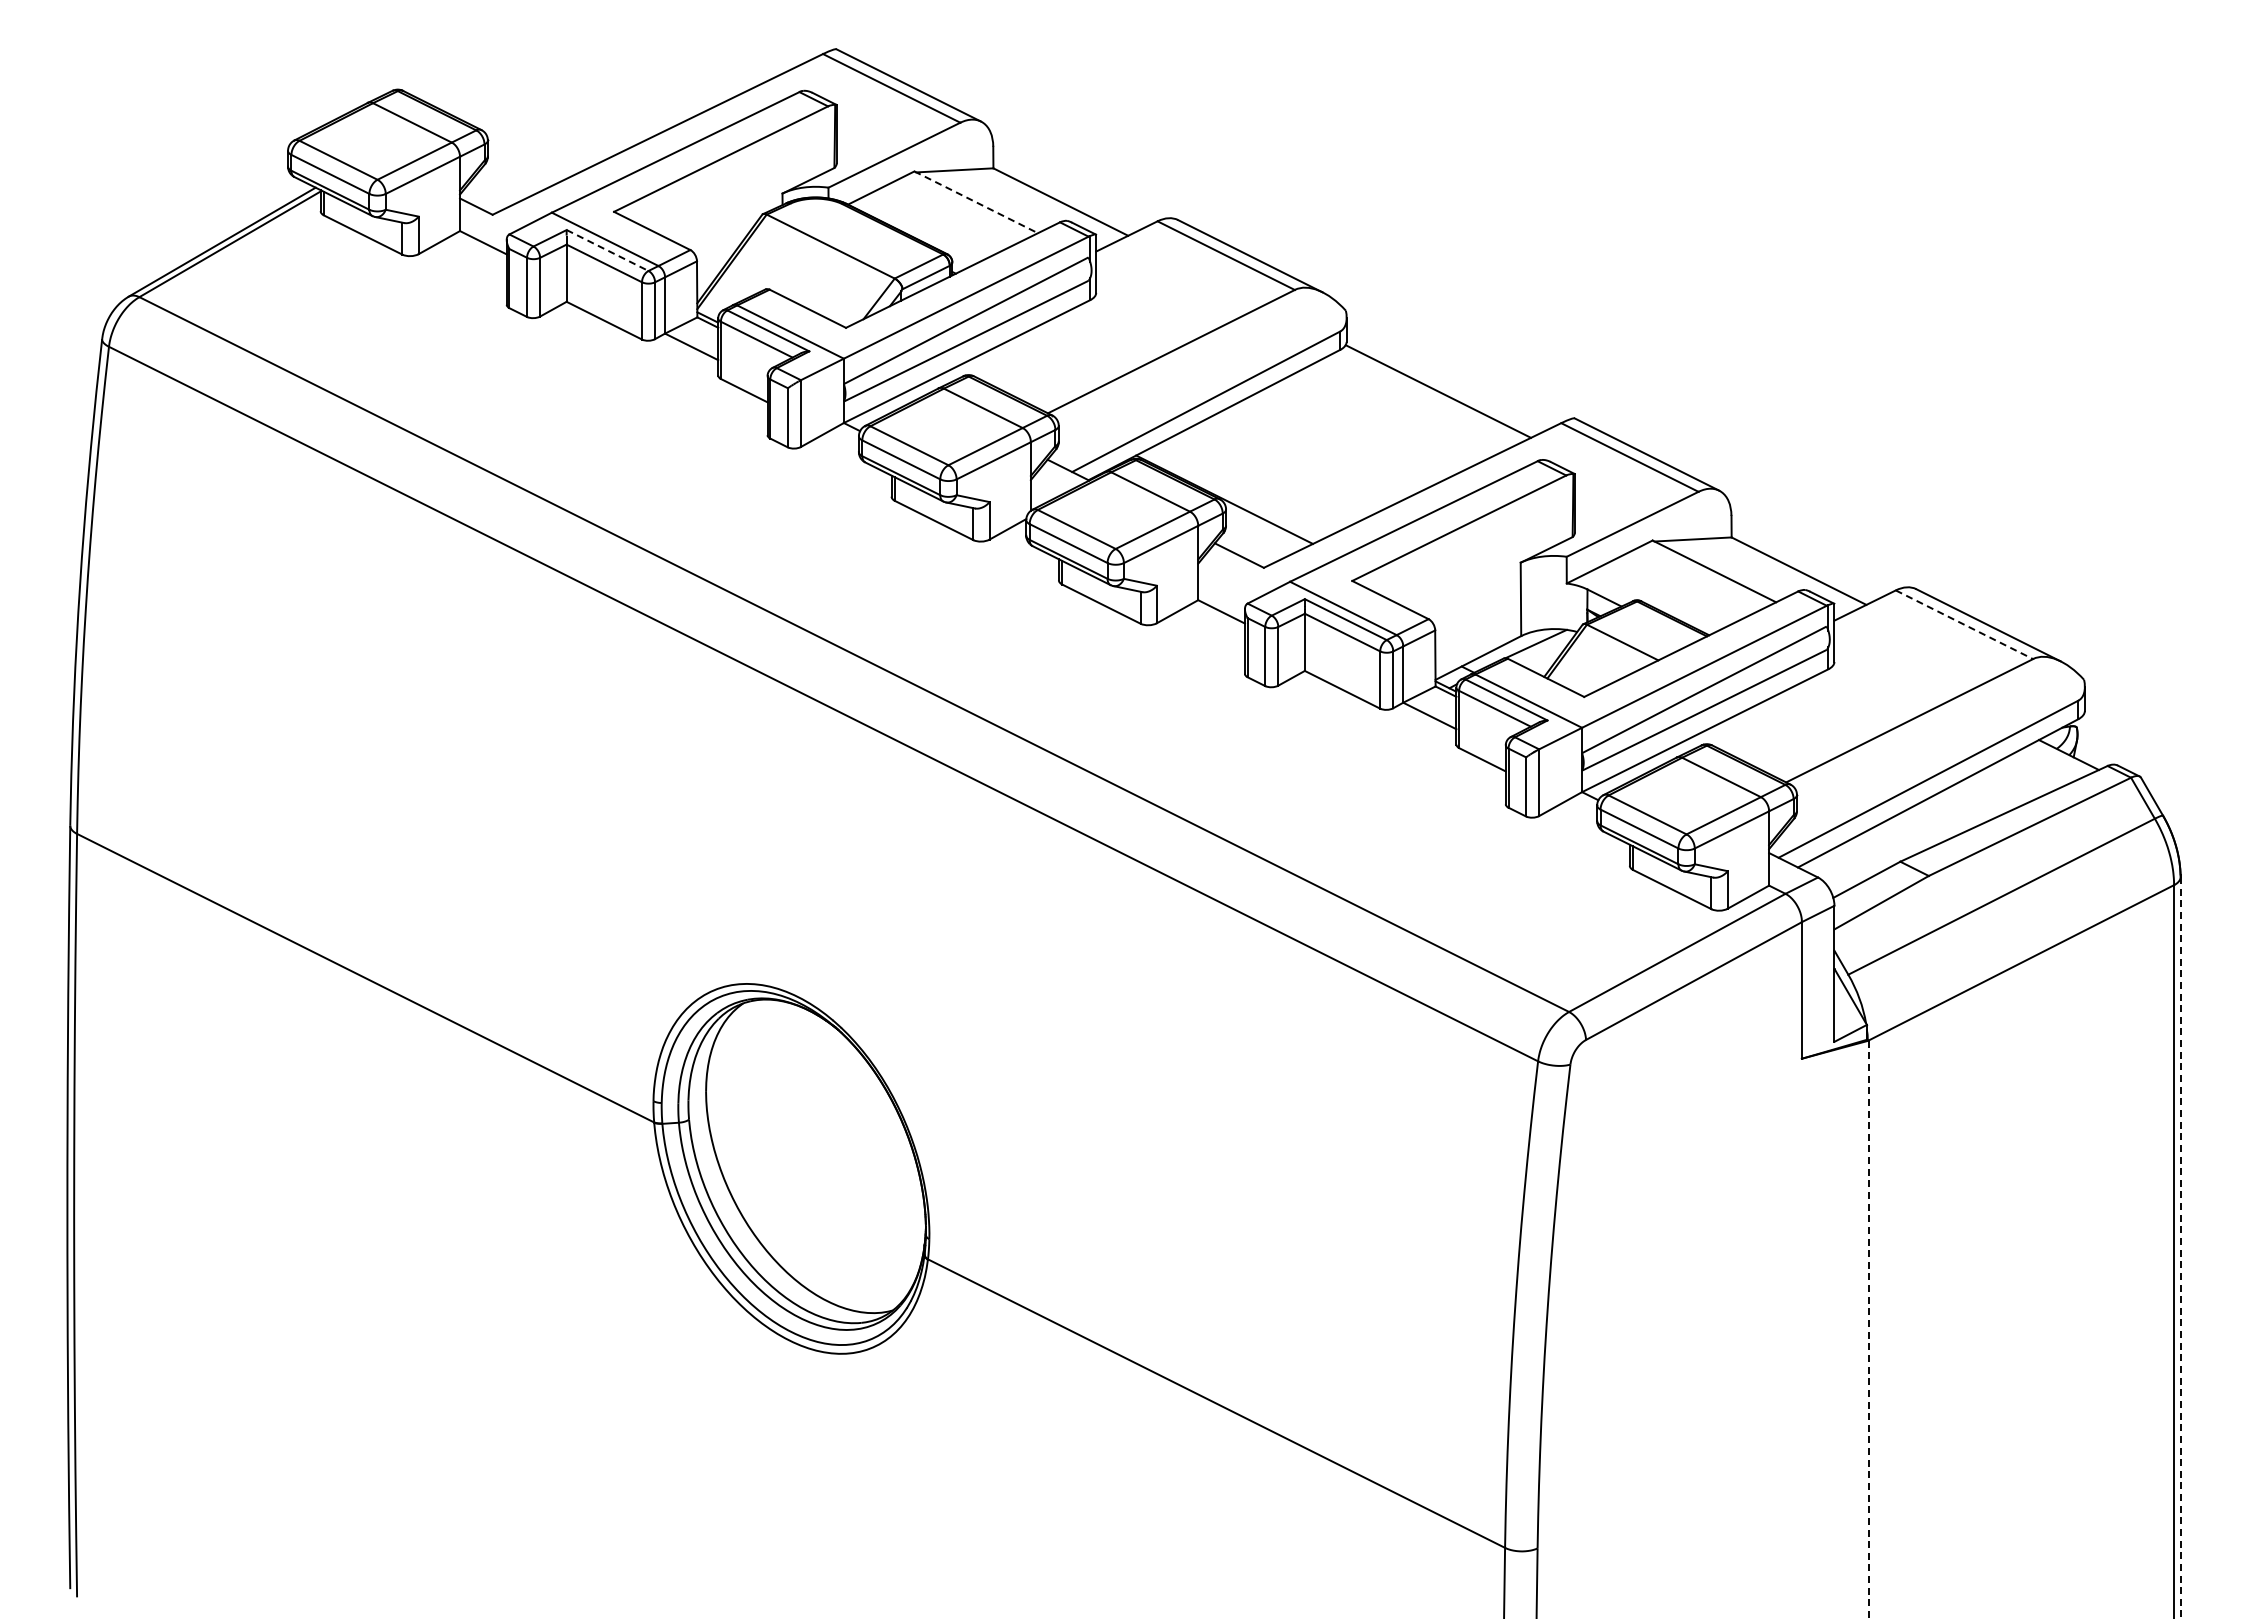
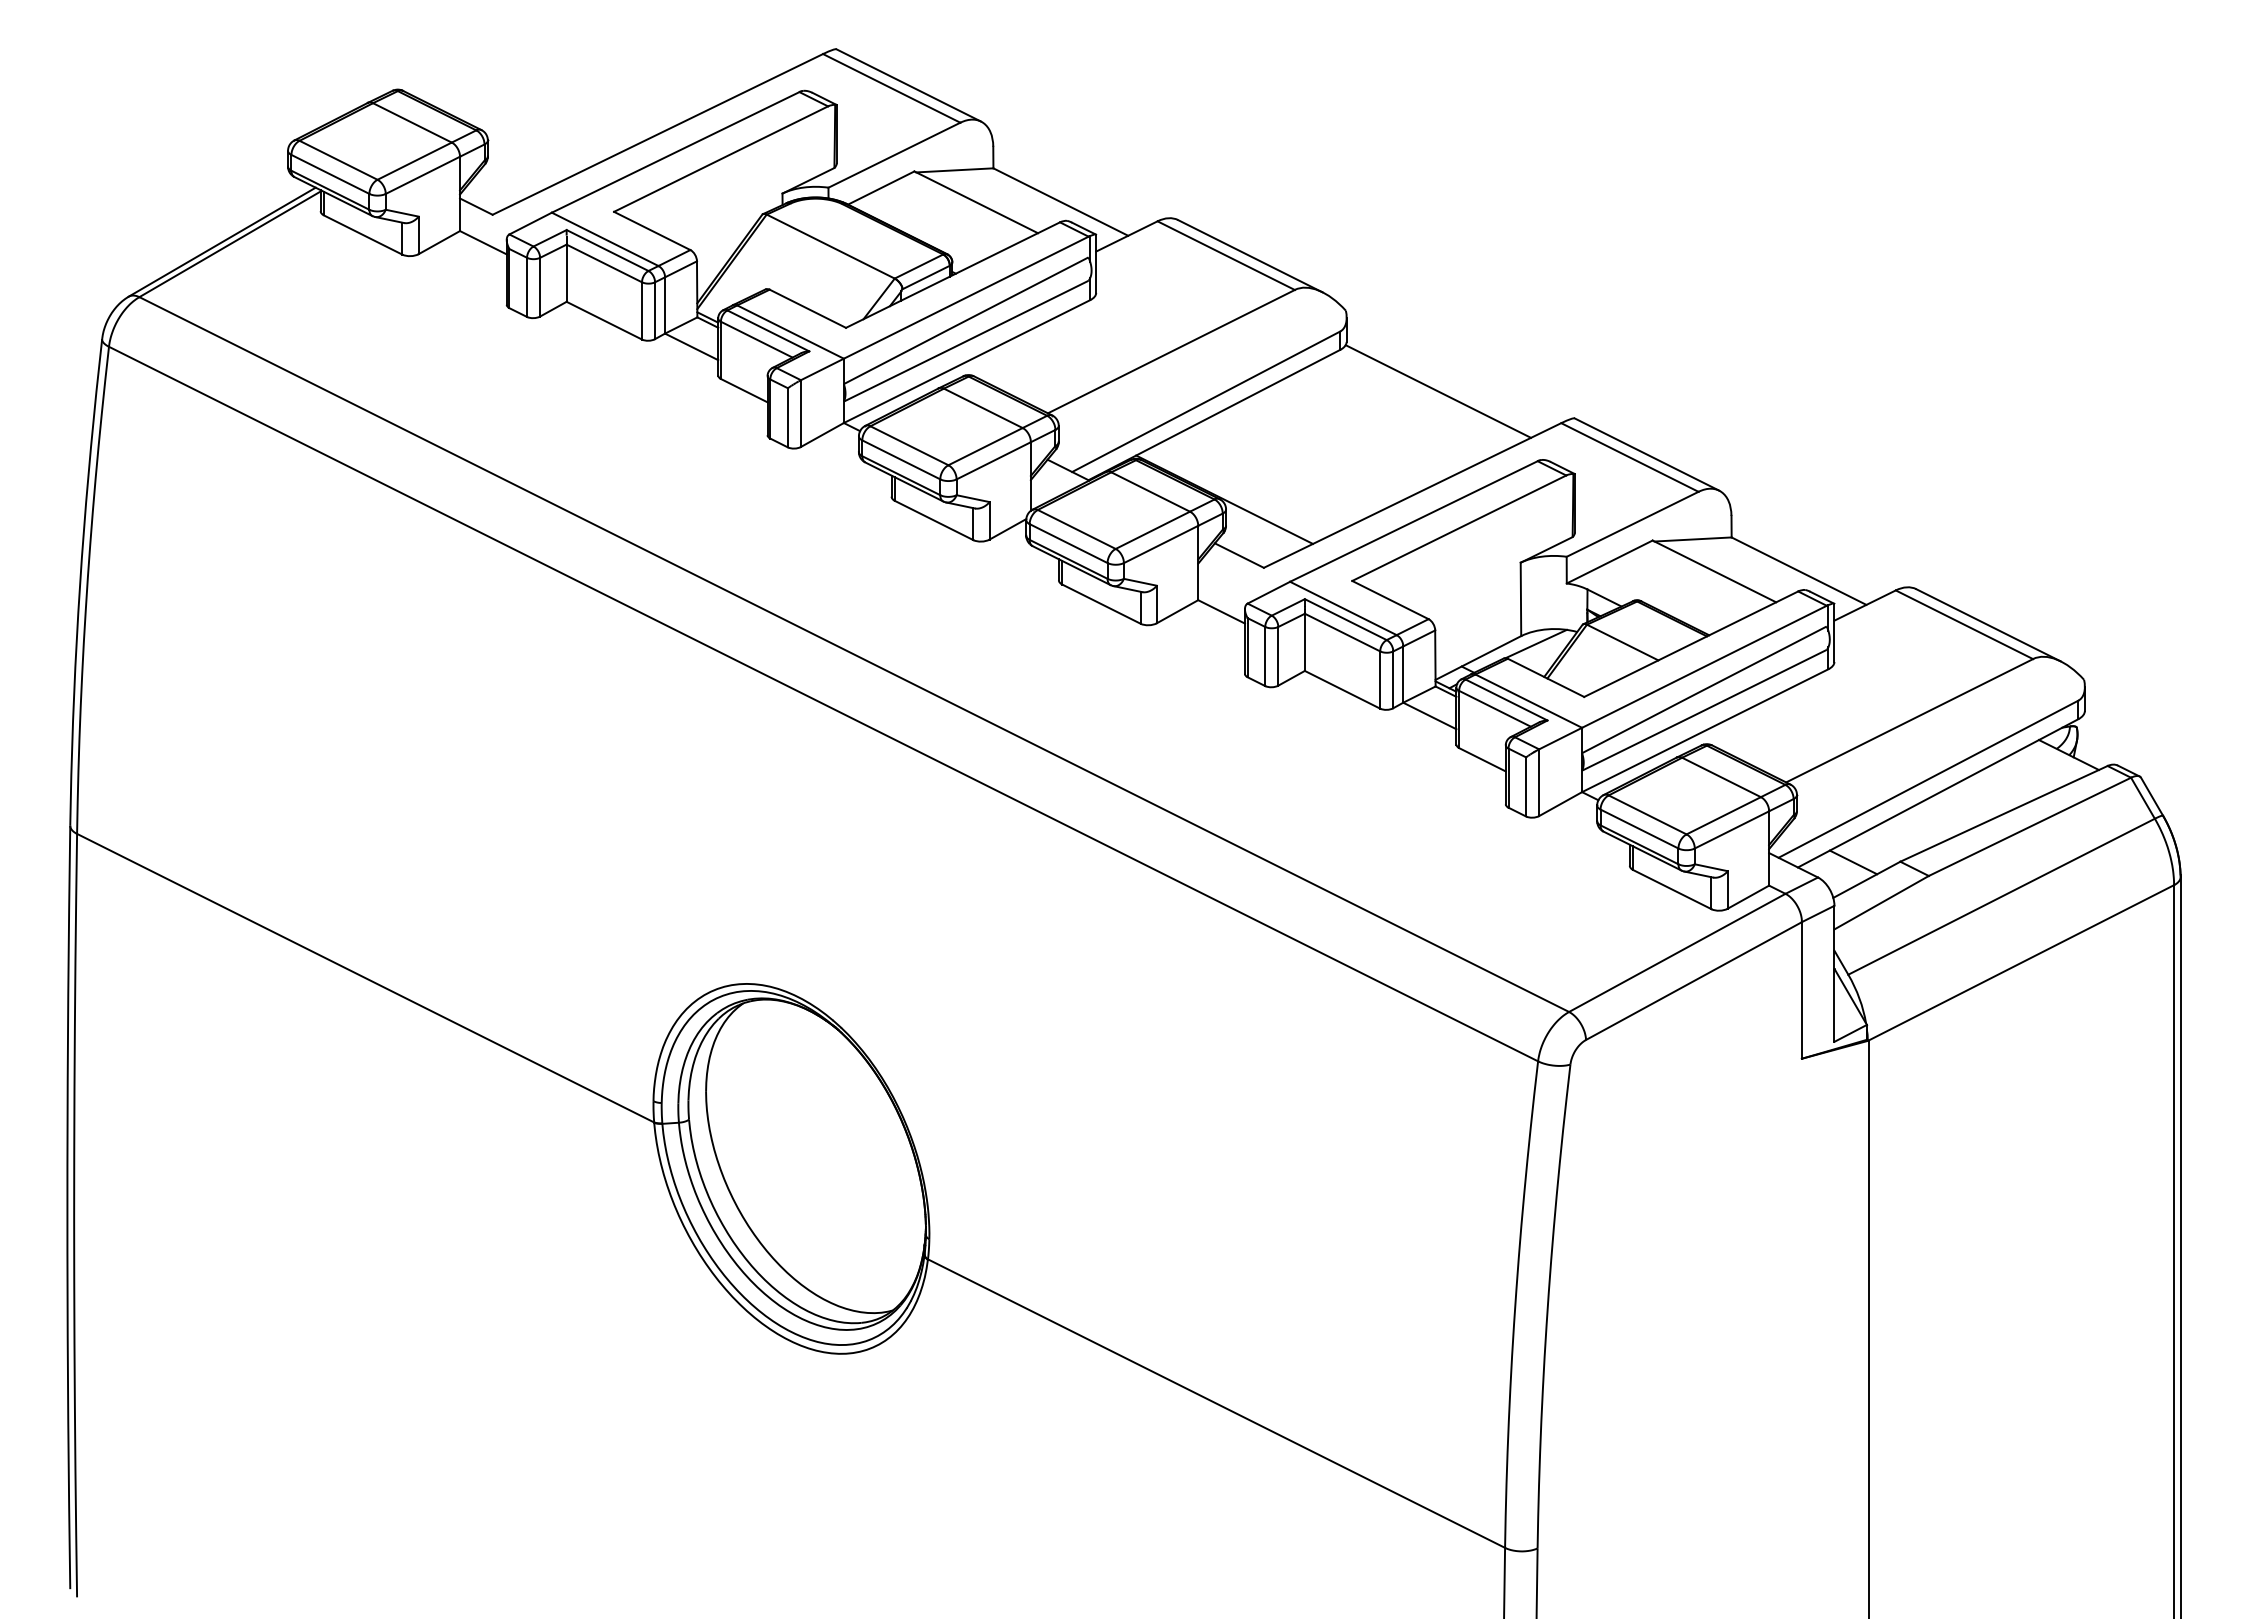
line: dashed -> solid (976, 202)
line: dashed -> solid (607, 250)
line: dashed -> solid (1964, 624)
line: none -> present (1853, 862)
line: dashed -> solid (2180, 1248)
line: dashed -> solid (1868, 1329)
